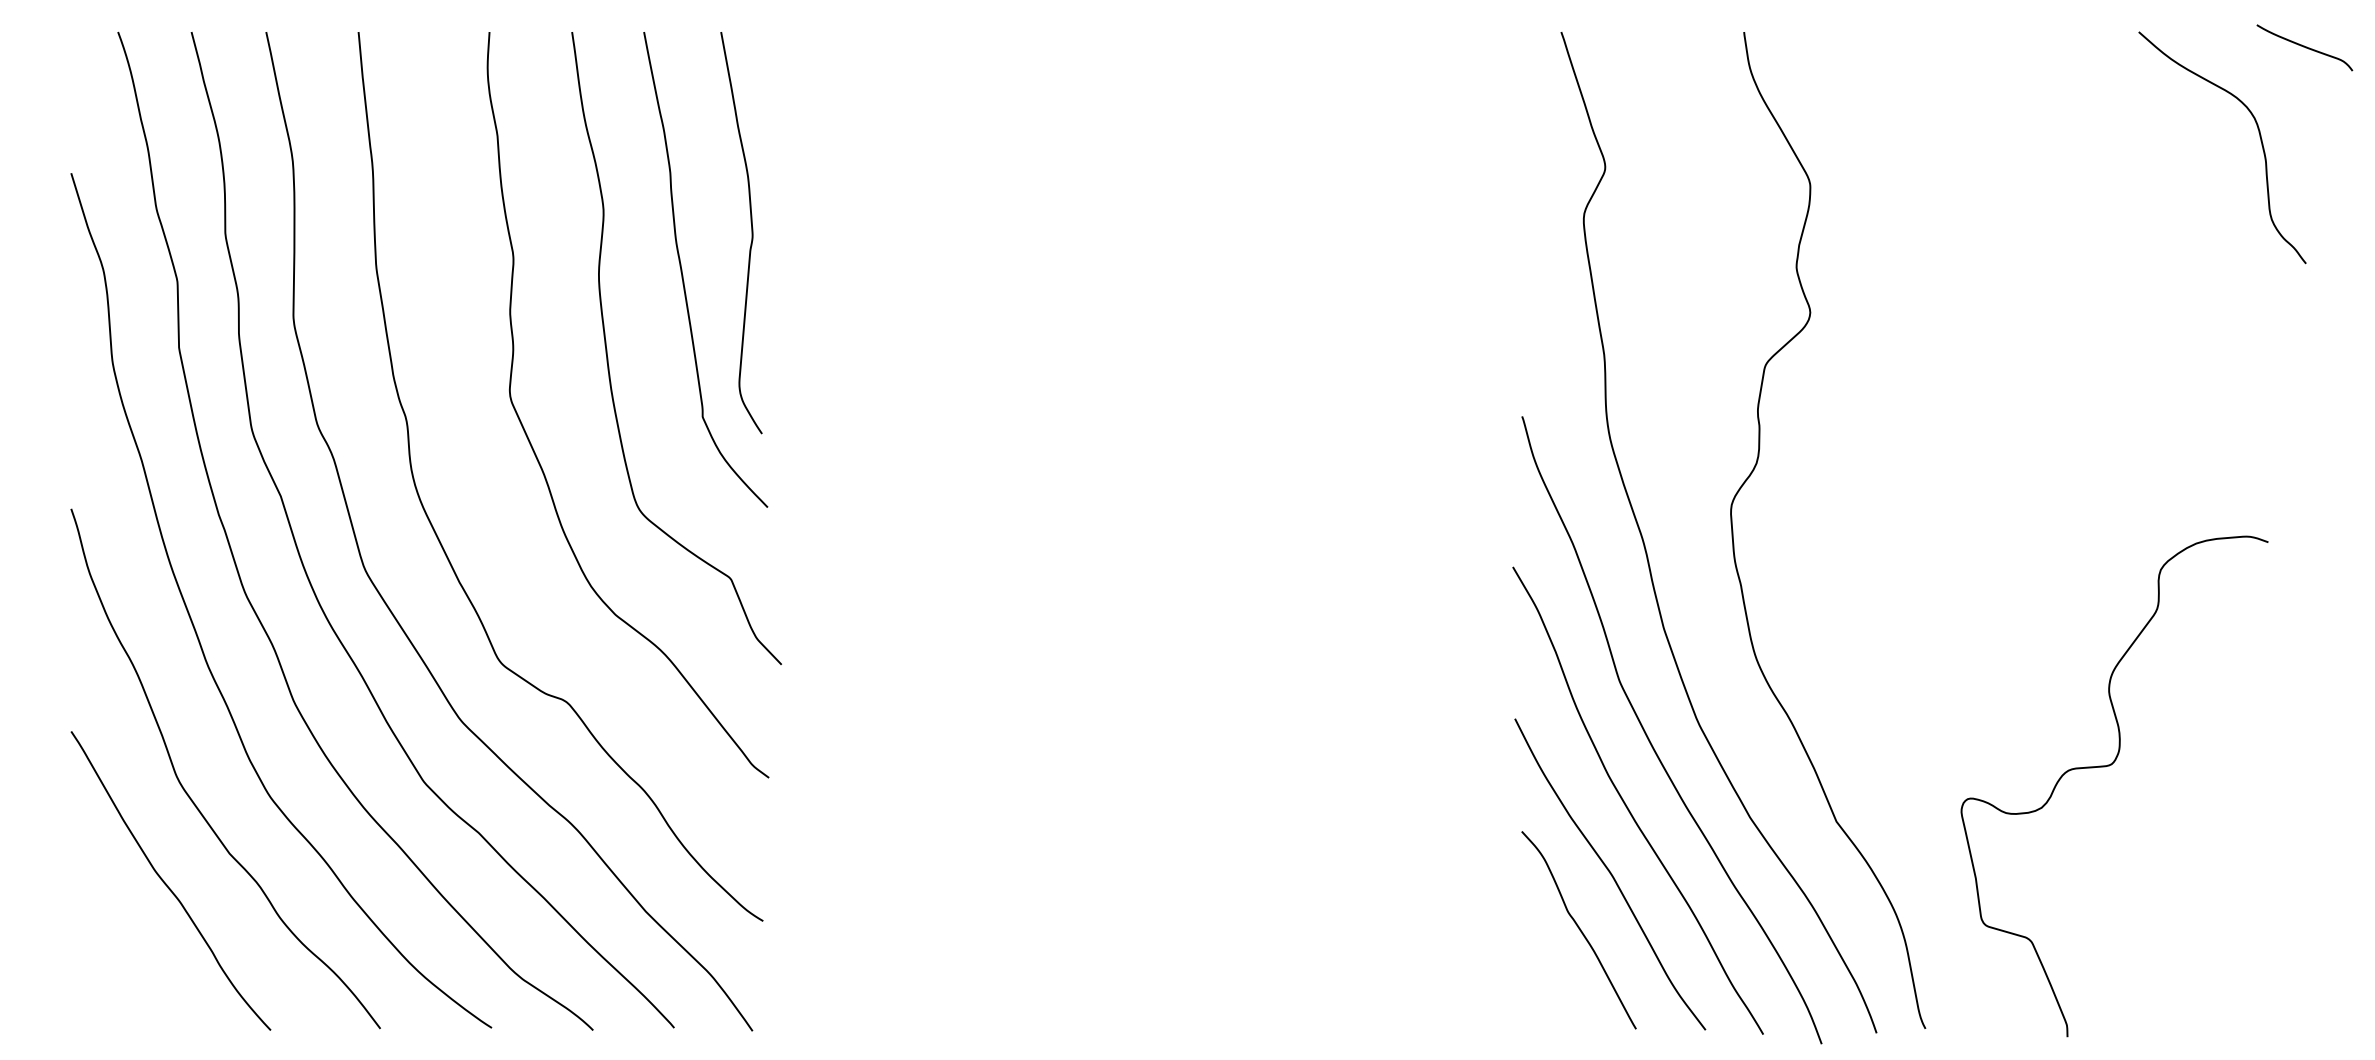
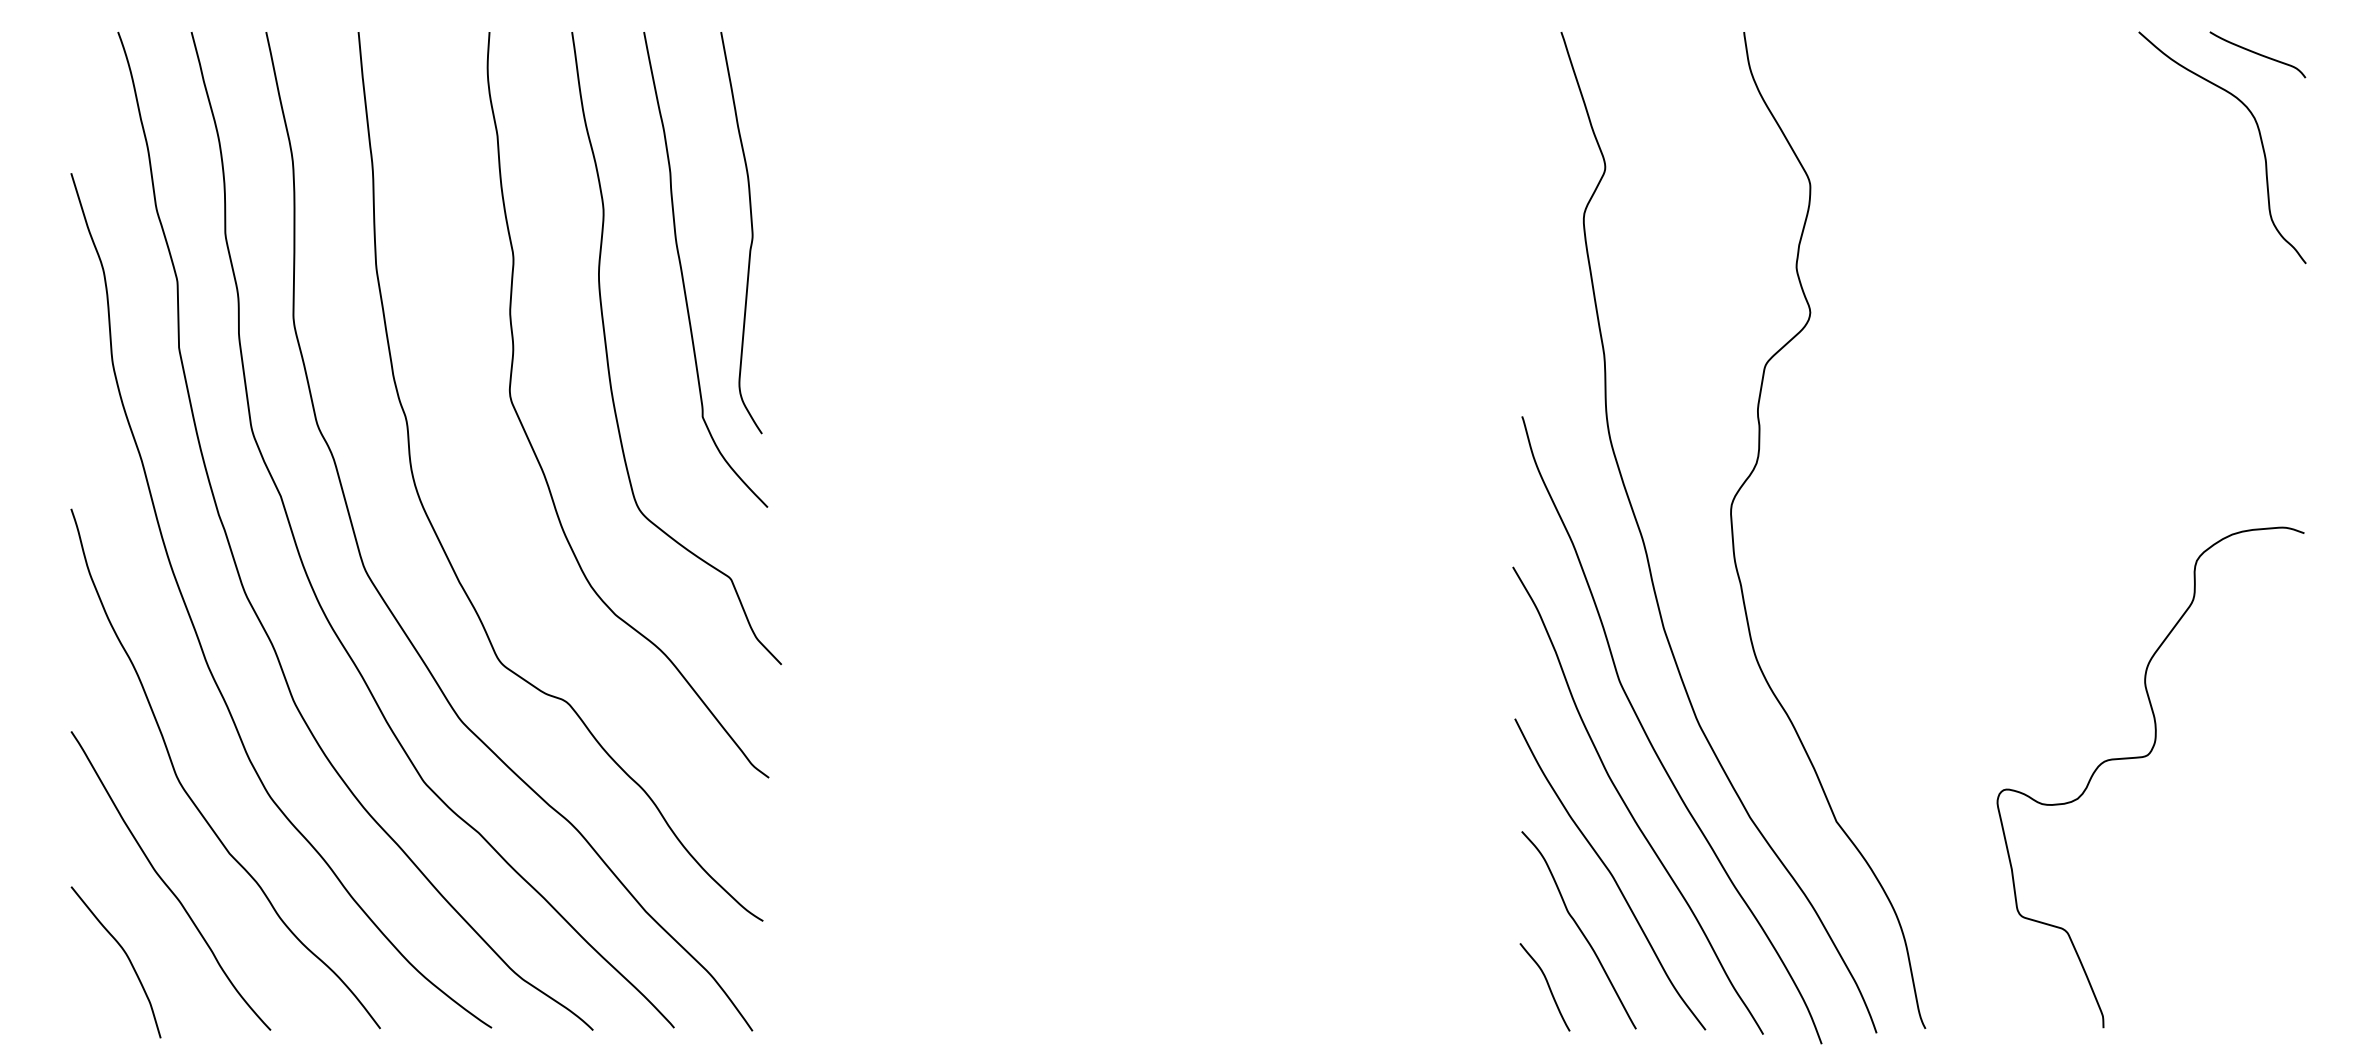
curve position: (2304, 47) -> (2257, 54) (2257, 54)
curve position: (2109, 766) -> (2145, 757) (2145, 757)
curve: none -> present (126, 956)
curve: none -> present (1547, 985)
